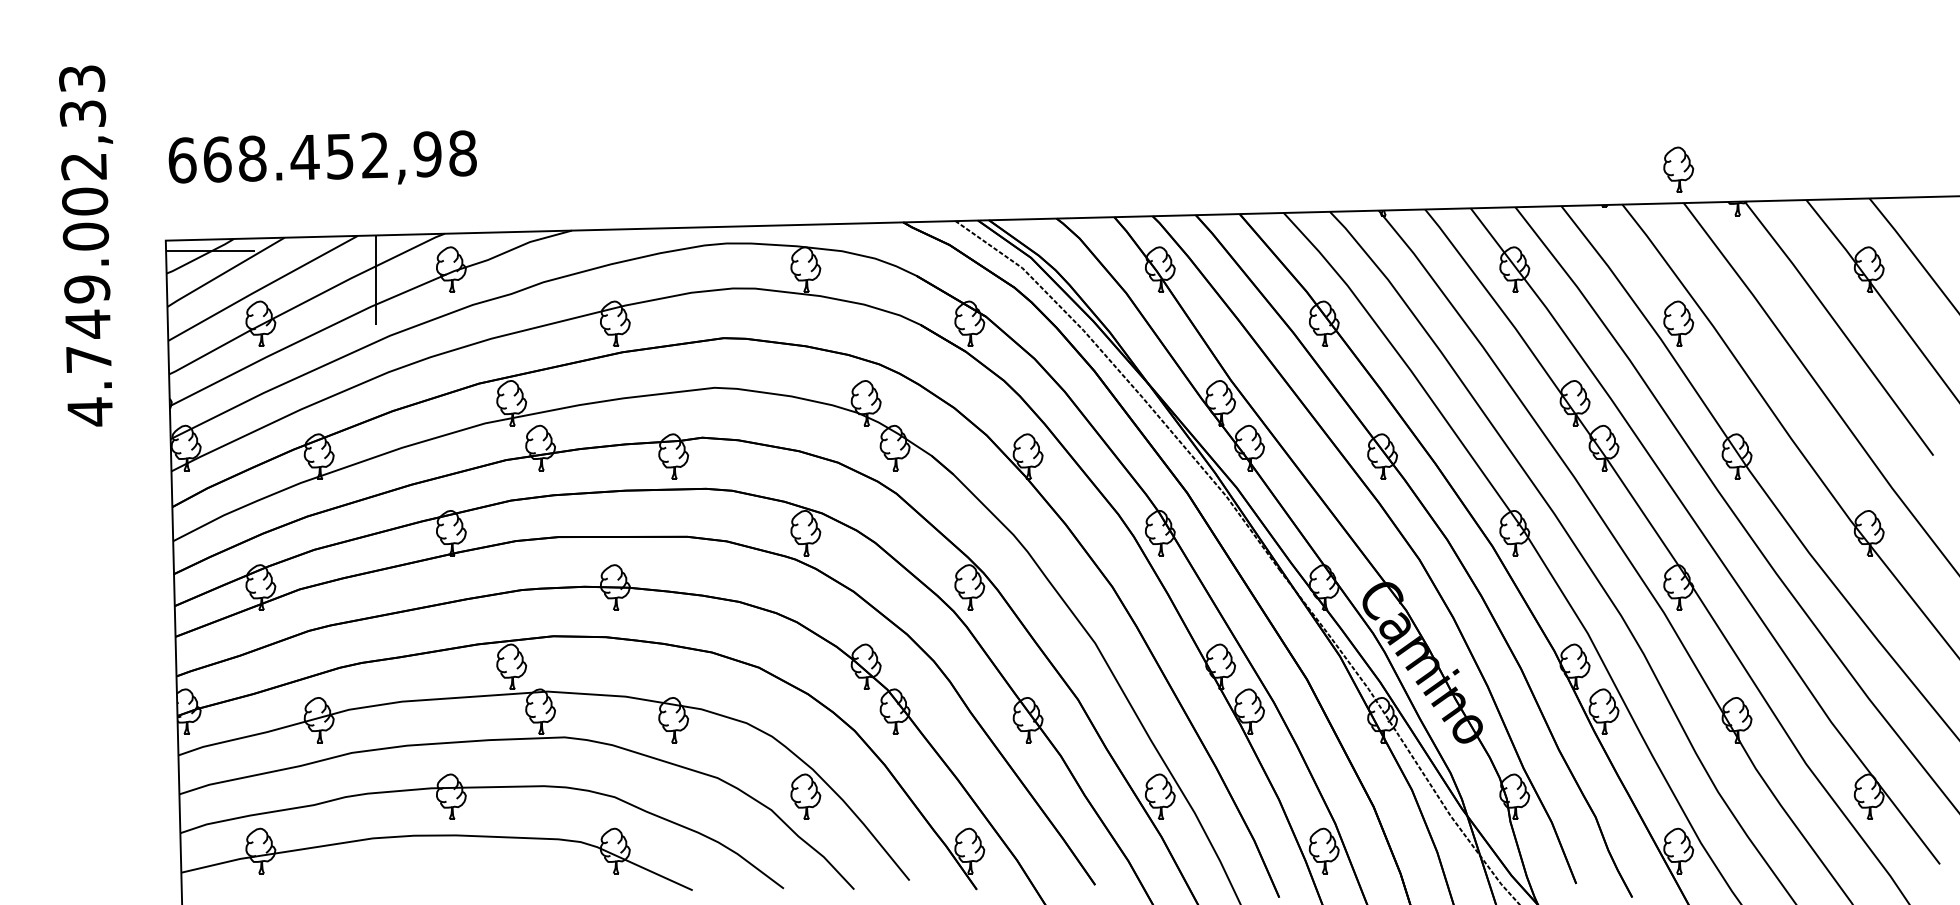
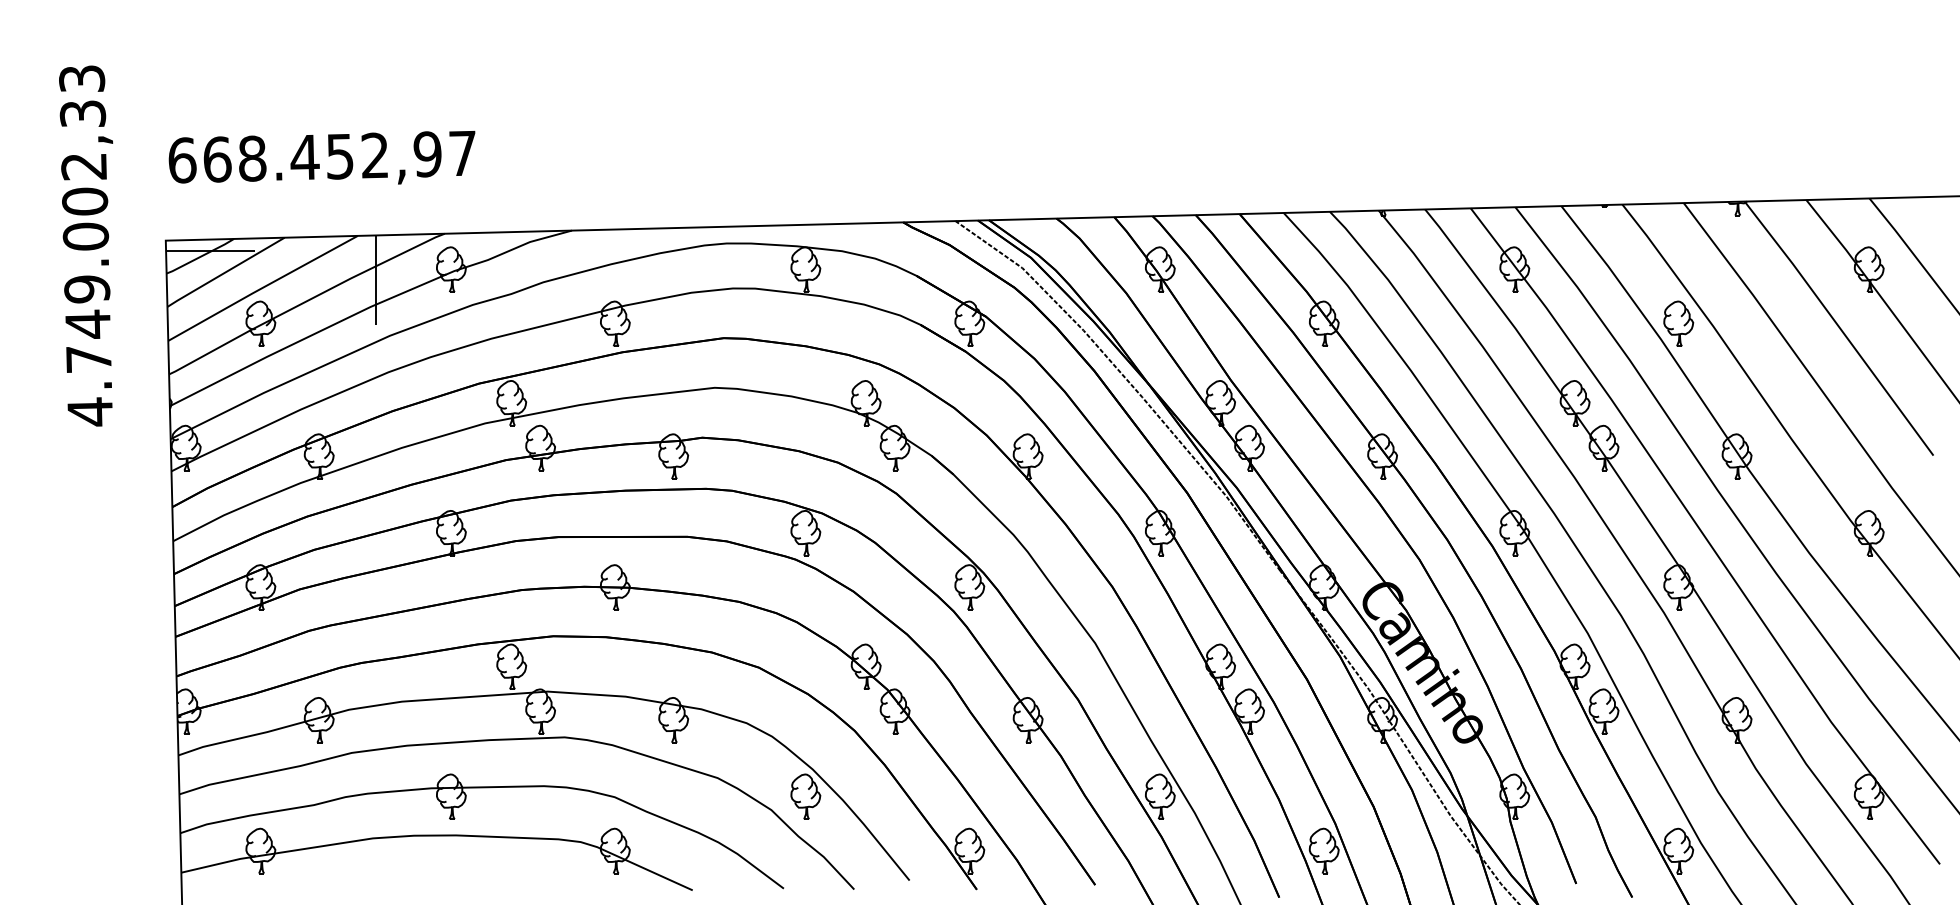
text: 668.452,98 -> 668.452,97 (462, 153)
part: present -> none (1678, 169)
